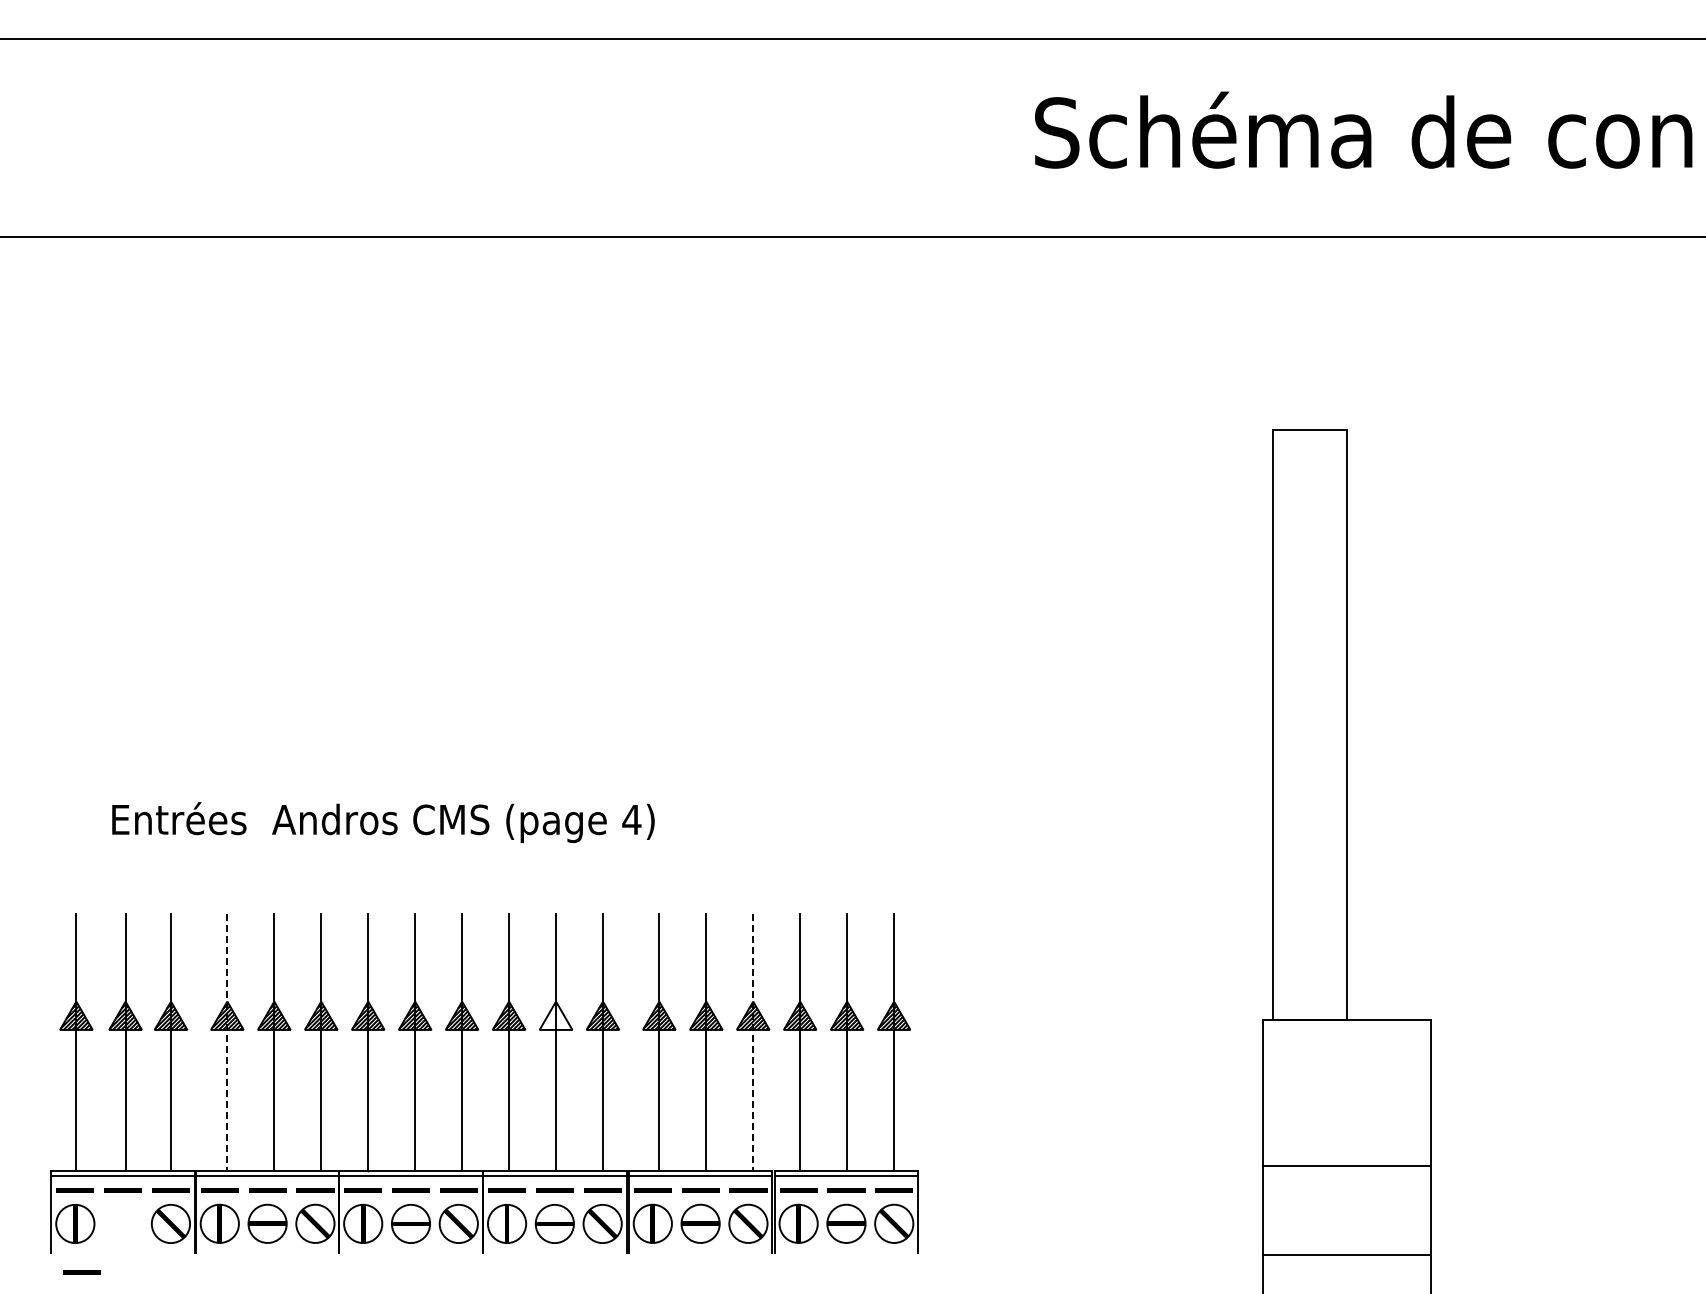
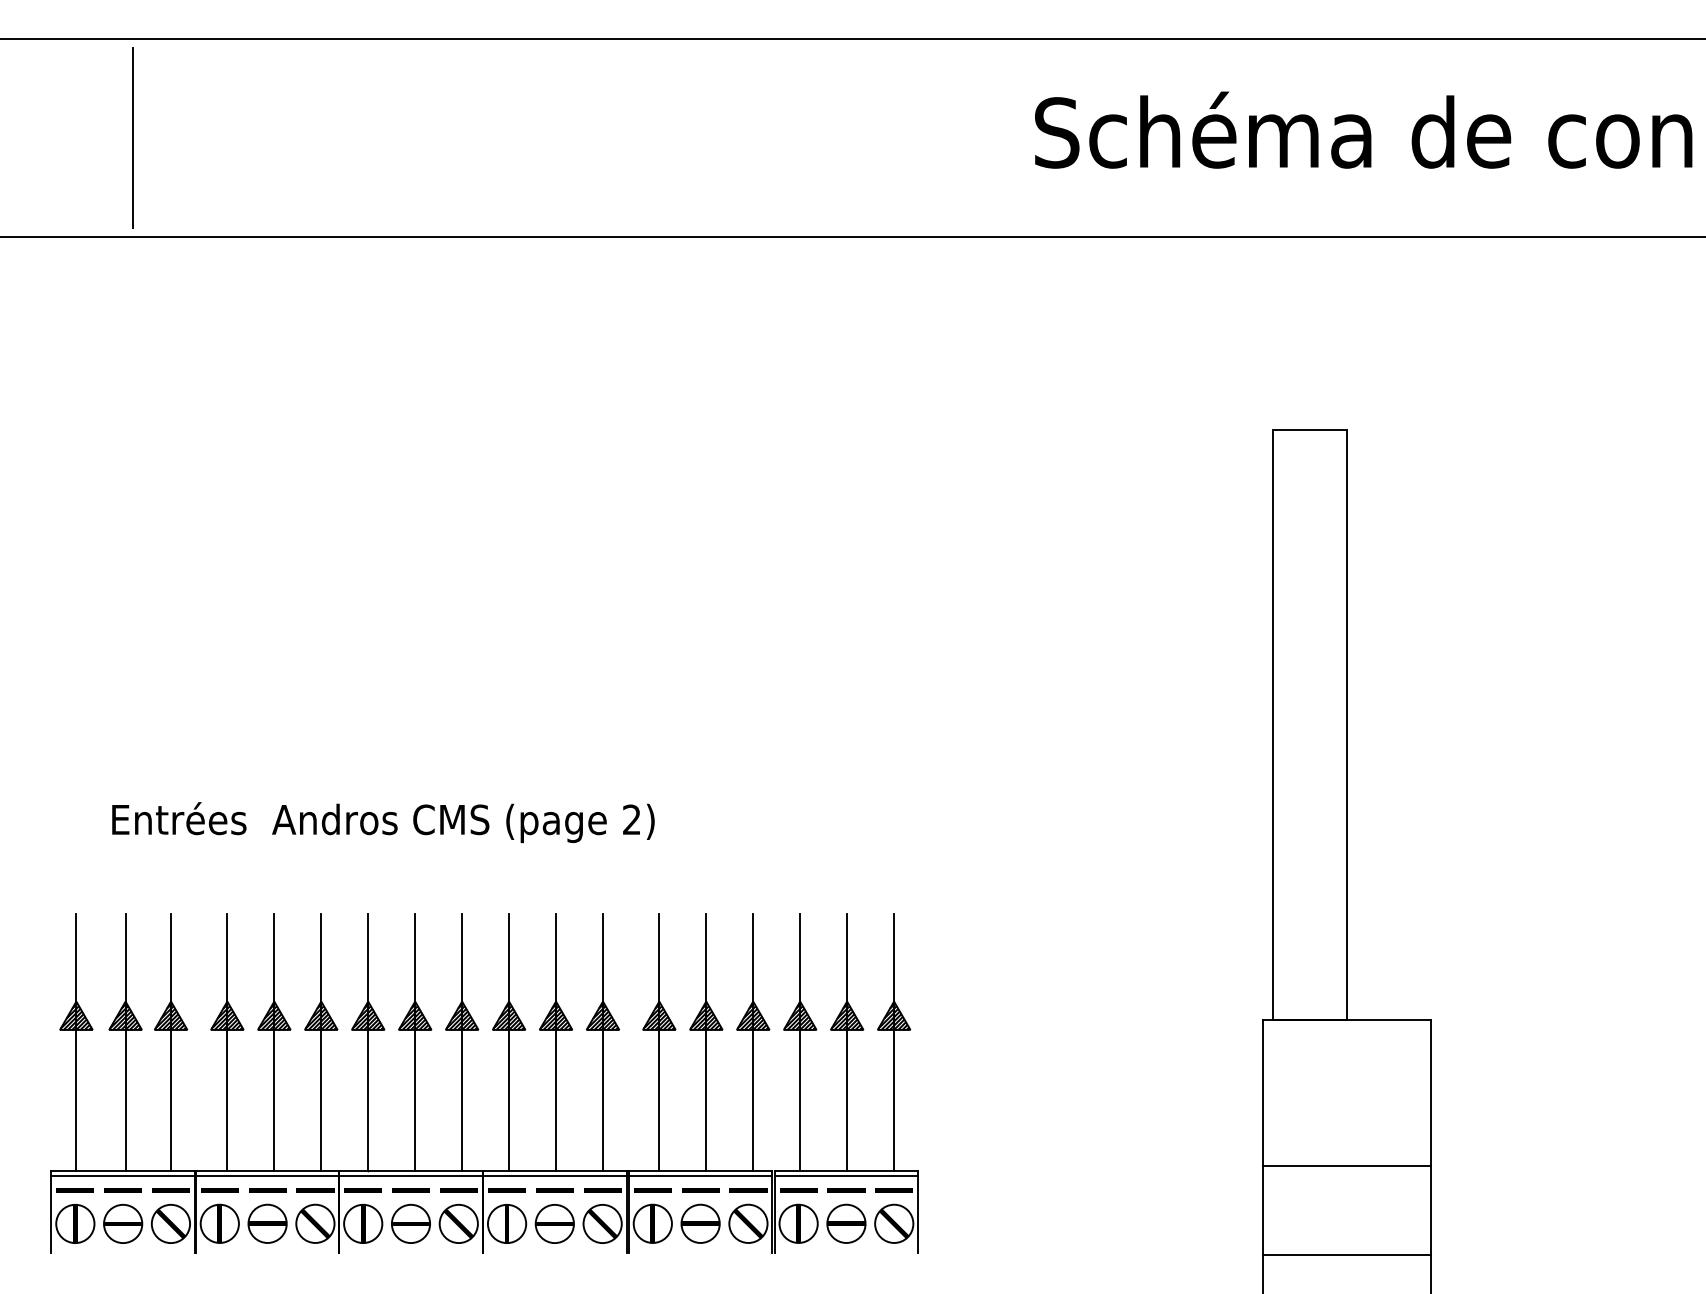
line: none -> present (132, 137)
text: 4) -> 2) (631, 819)
hatch: none -> present (555, 1016)
line: dashed -> solid (227, 1042)
line: dashed -> solid (753, 1042)
part: none -> present (123, 1223)
line: present -> none (81, 1272)
